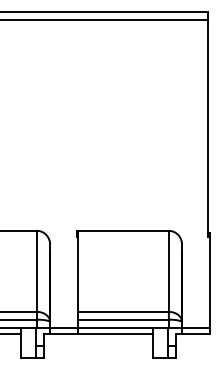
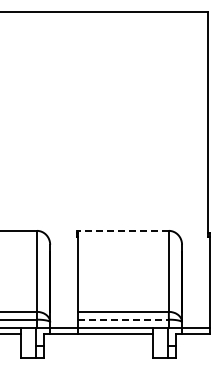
line: present -> none (105, 20)
line: solid -> dashed (122, 230)
line: solid -> dashed (124, 319)
